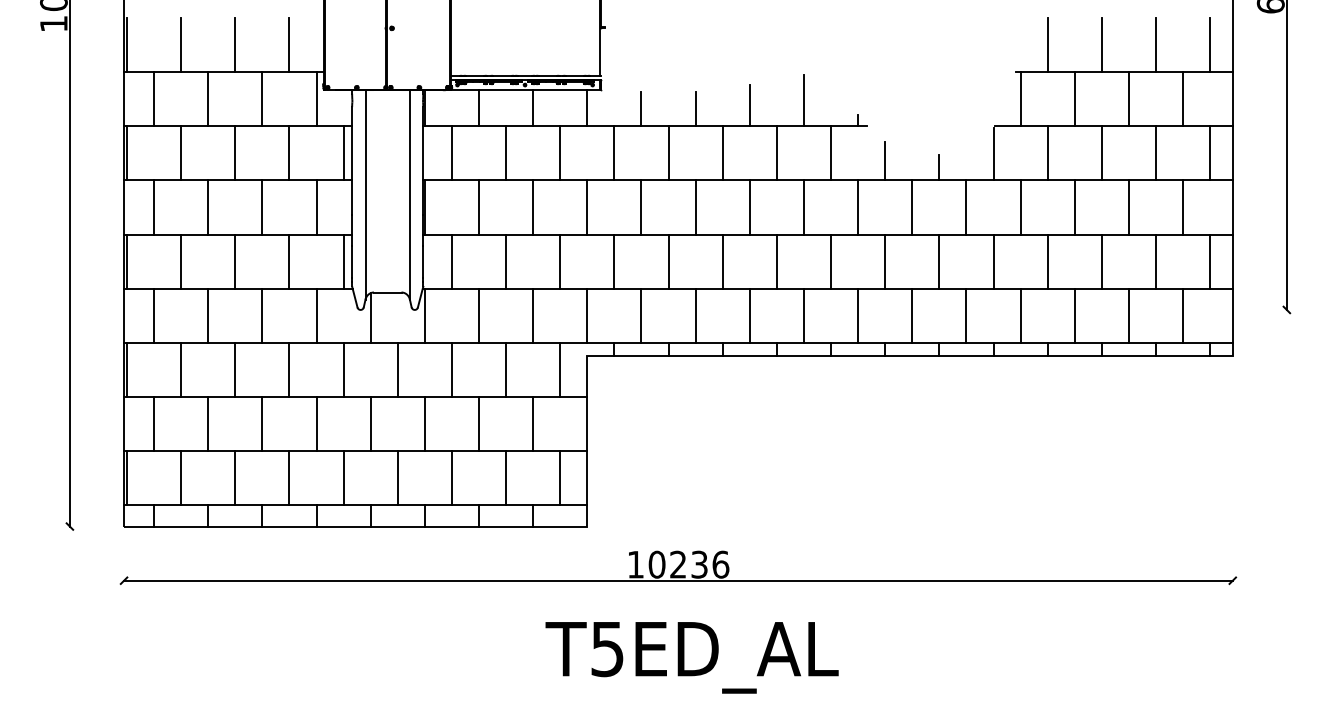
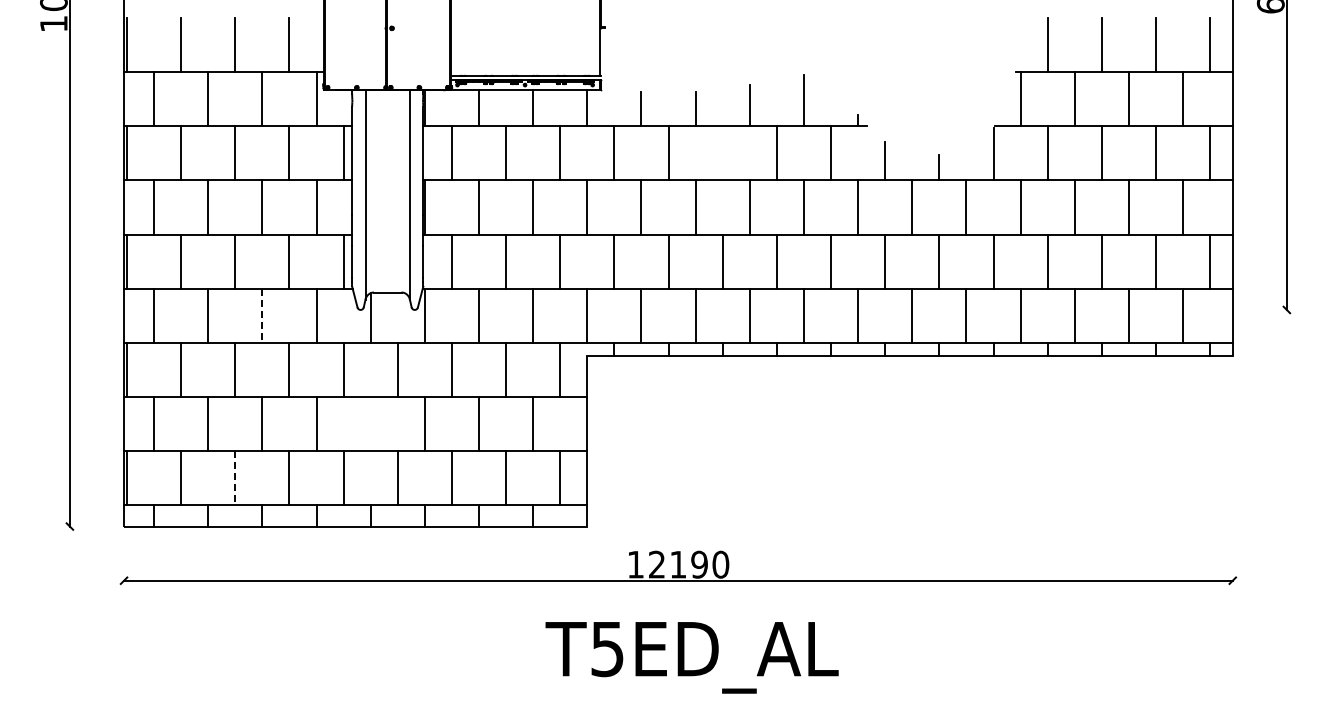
line: present -> none (722, 153)
line: solid -> dashed (262, 316)
line: present -> none (370, 424)
line: solid -> dashed (235, 478)
text: 10236 -> 12190 (688, 564)
